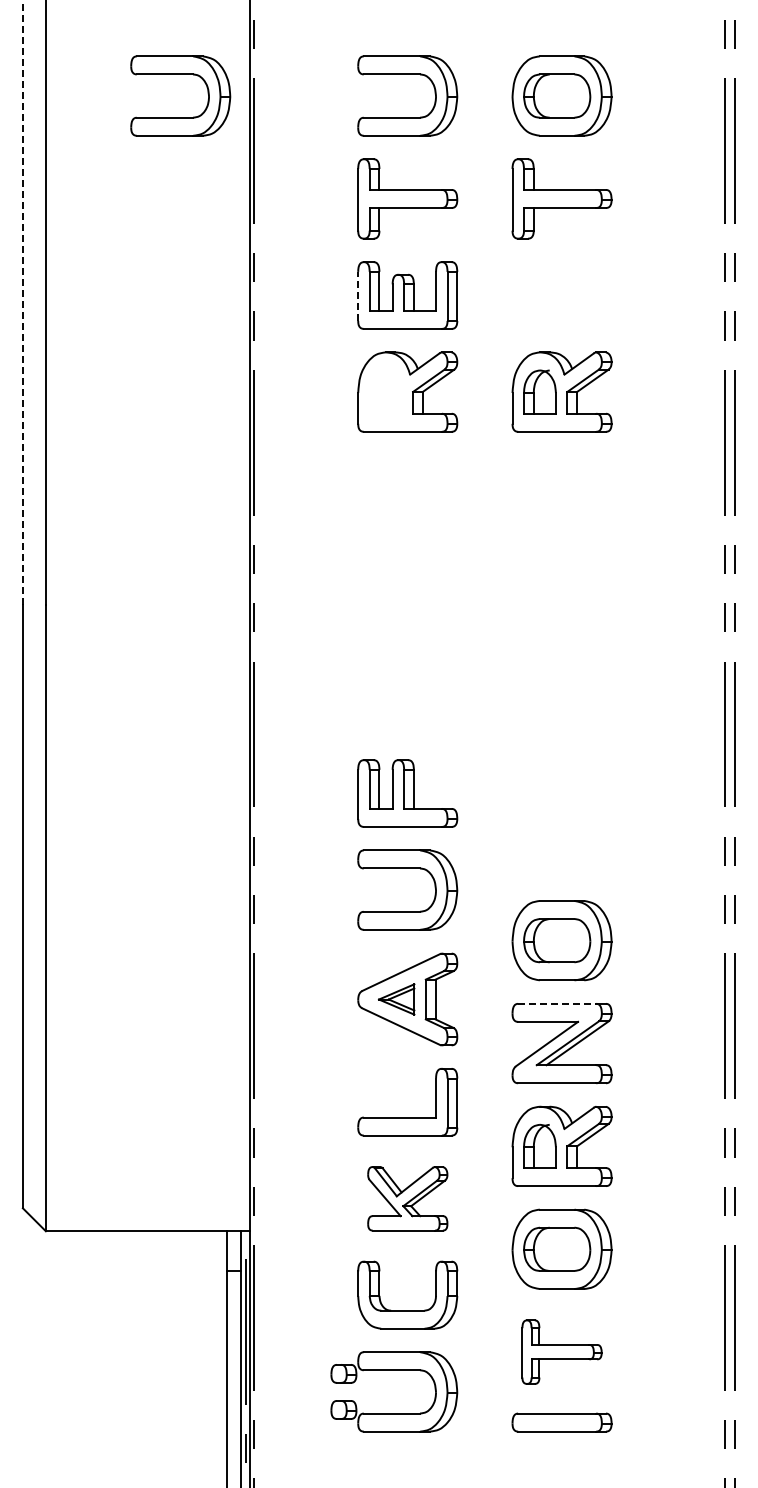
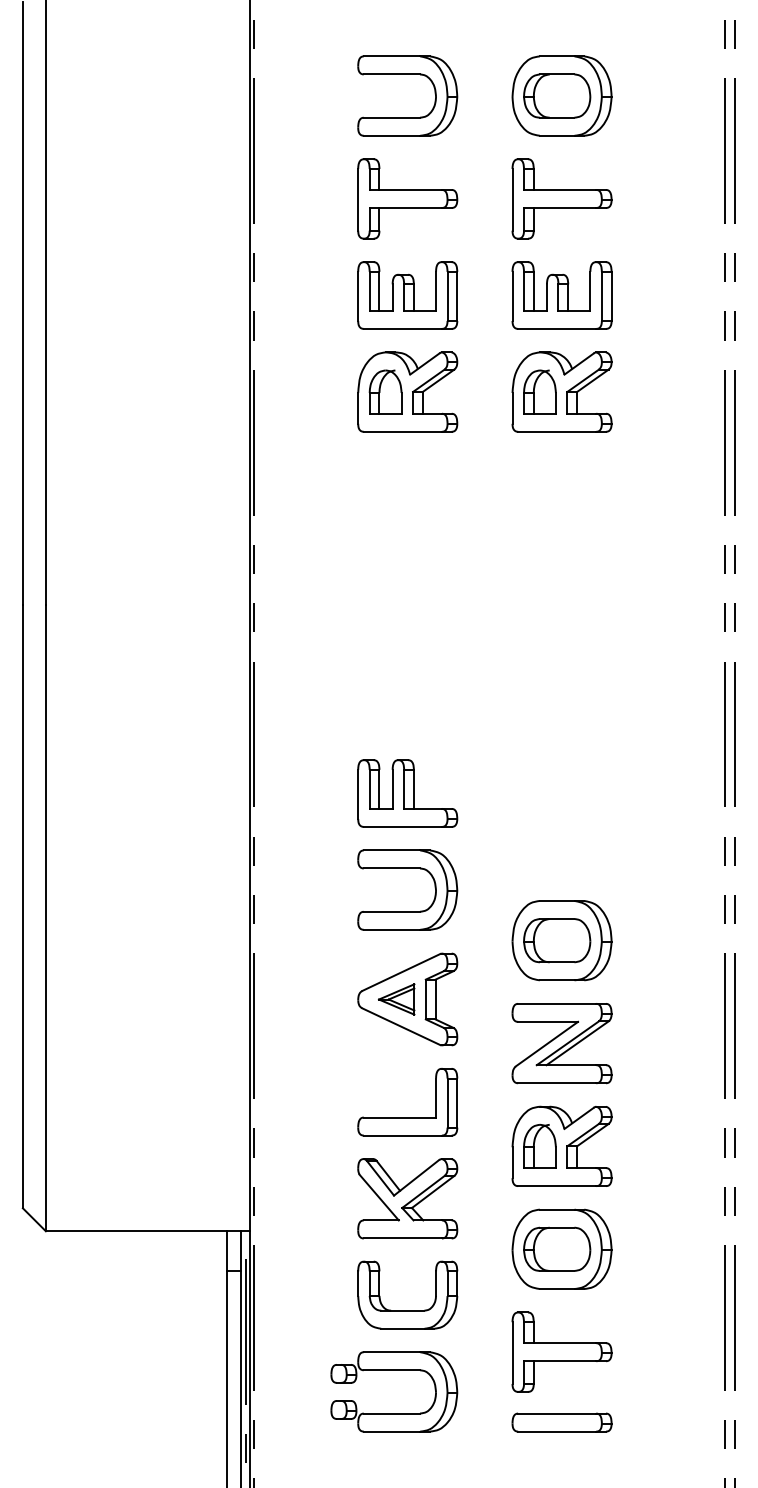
part: present -> none (180, 74)
part: none -> present (561, 295)
line: dashed -> solid (358, 296)
line: dashed -> solid (22, 303)
part: none -> present (385, 391)
line: dashed -> solid (557, 1003)
part size: 82x66 px -> 102x82 px (407, 1198)
part size: 82x66 px -> 102x82 px (561, 1351)
